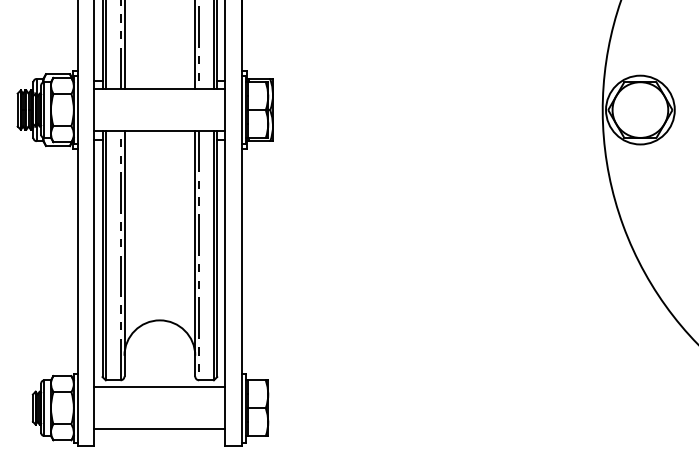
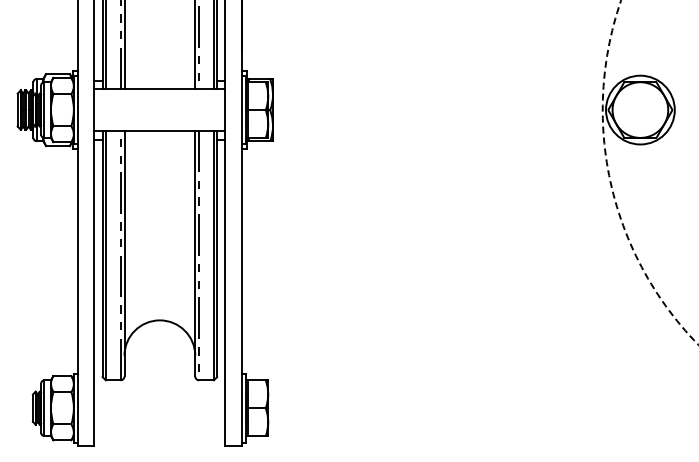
arc: solid -> dashed (611, 187)
line: present -> none (159, 387)
line: present -> none (159, 428)
